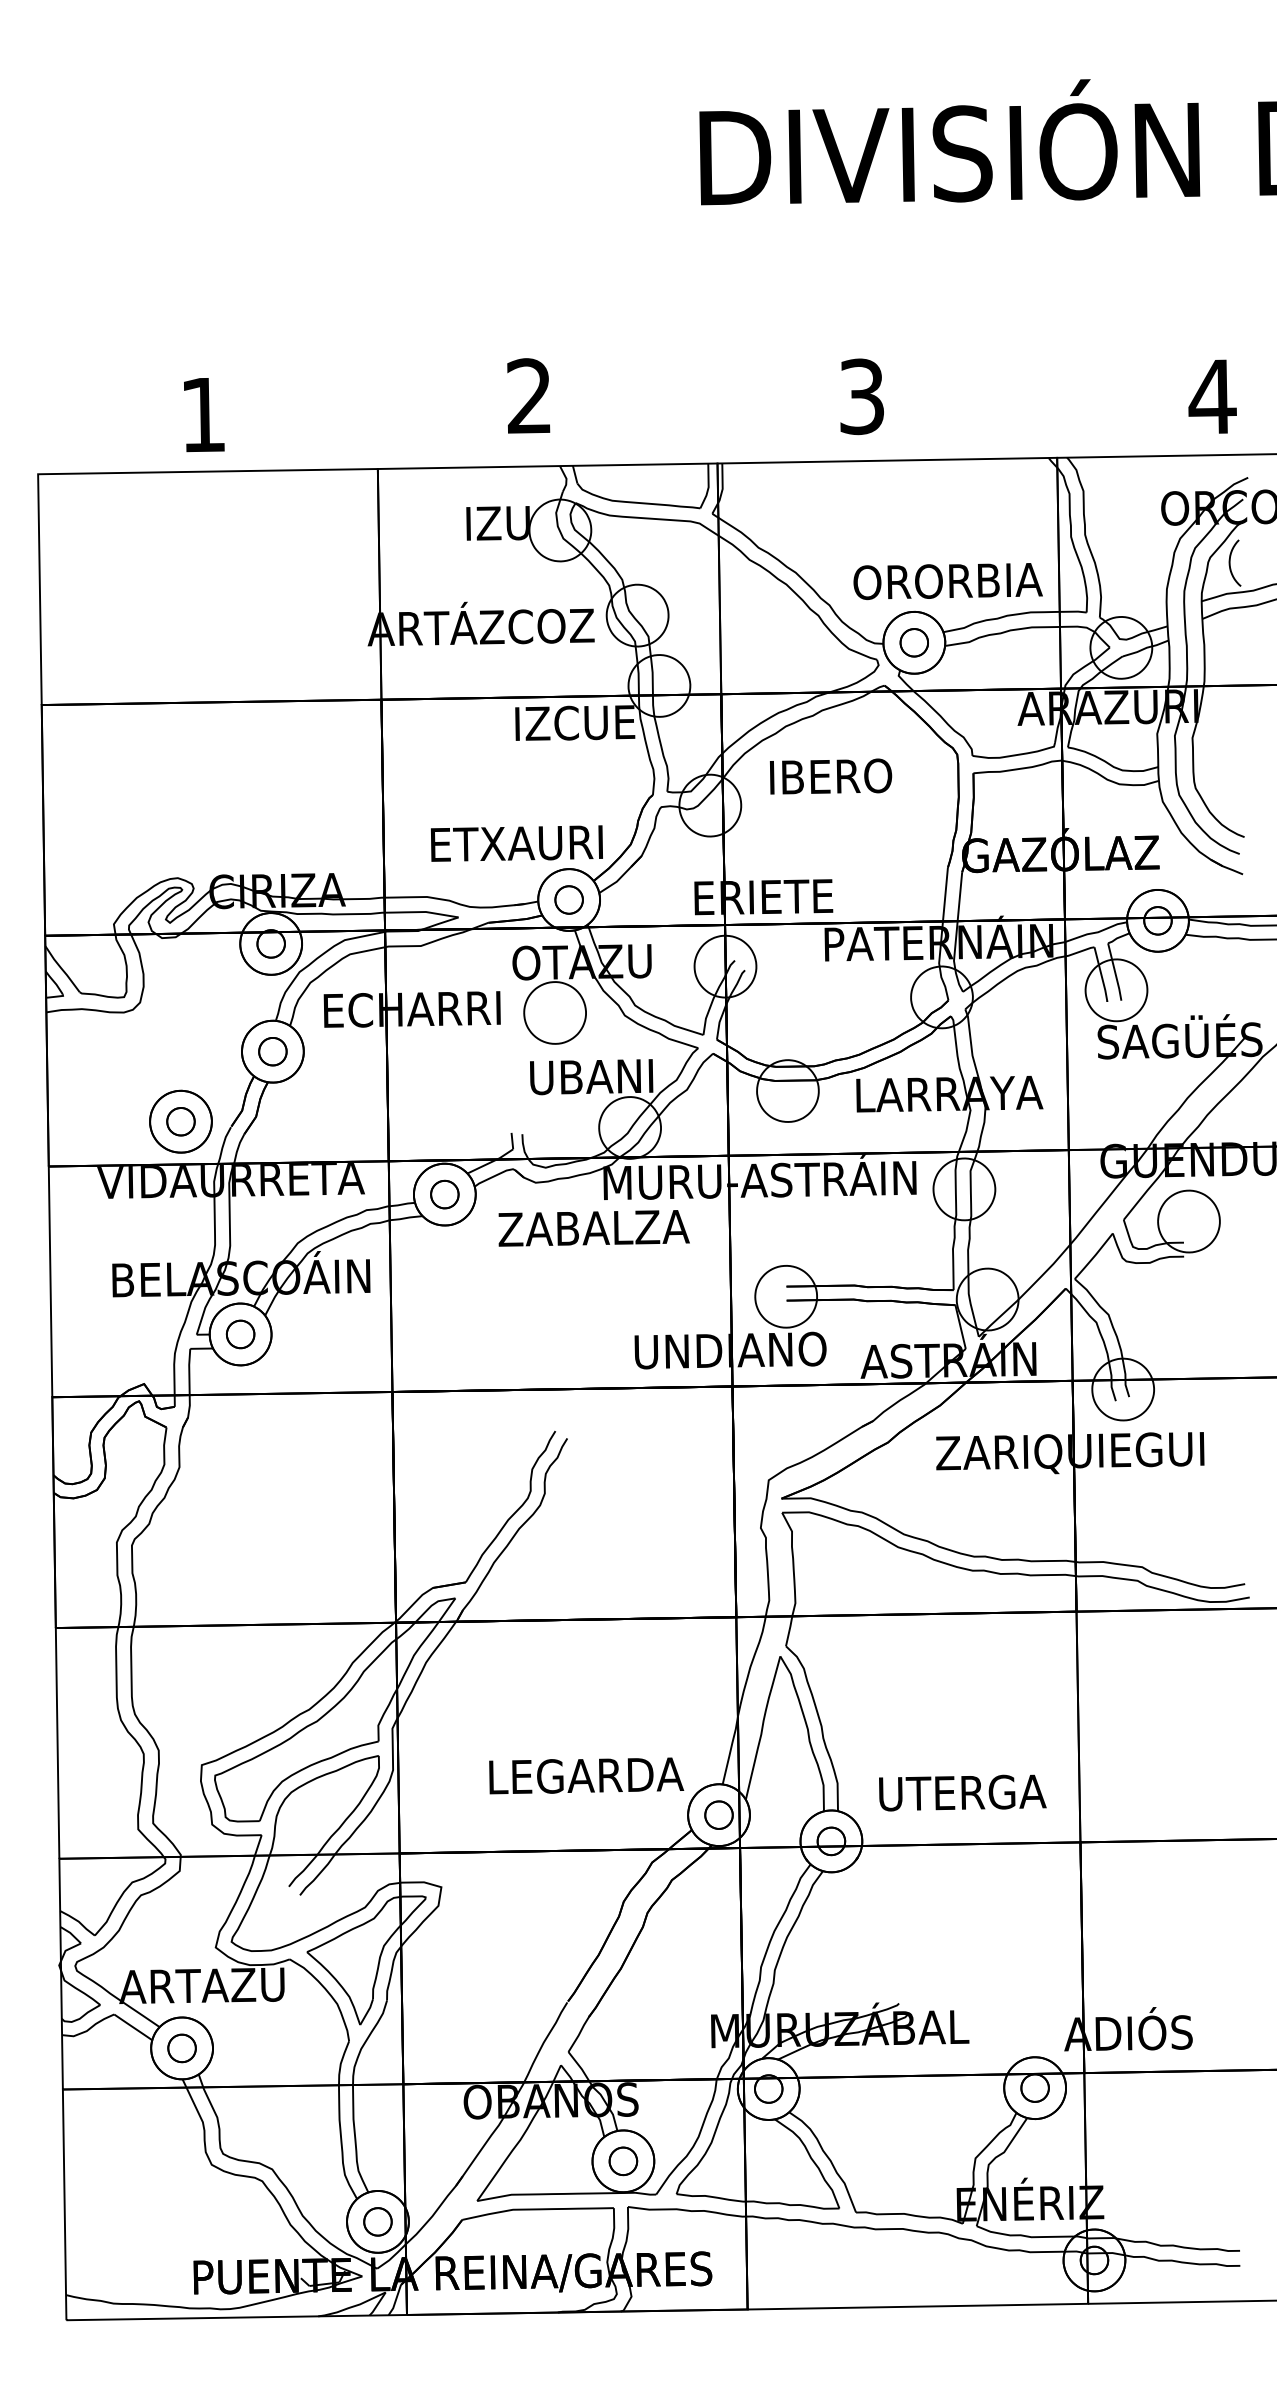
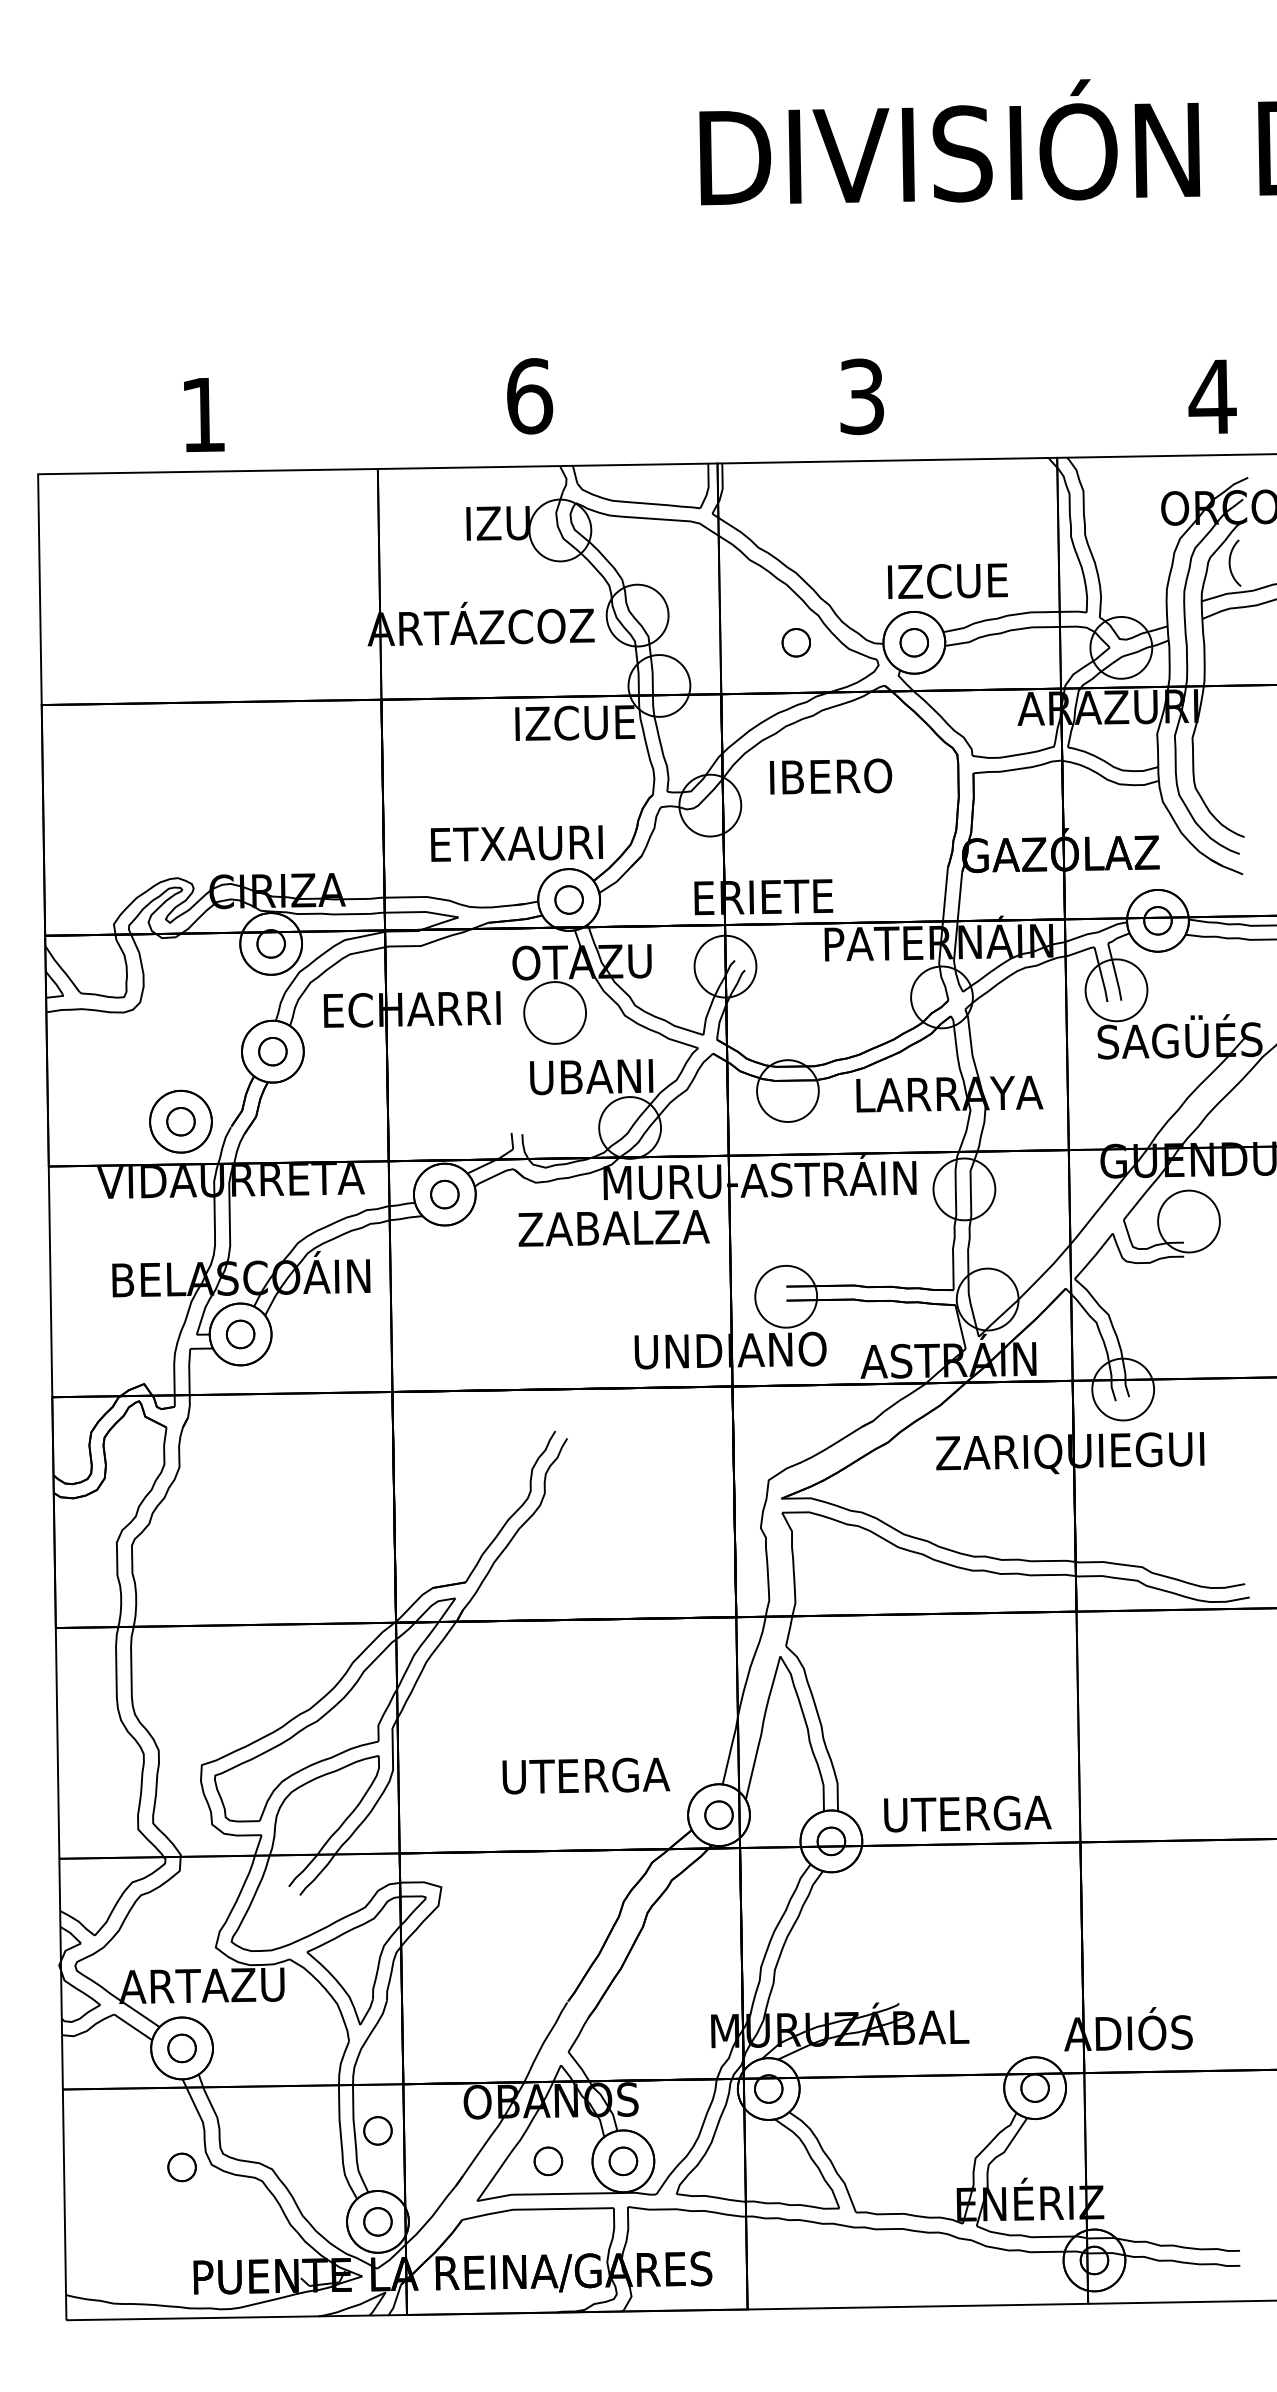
text: 2 -> 6 (530, 396)
text: ORORBIA -> IZCUE (947, 581)
part: none -> present (795, 642)
text position: (593, 1228) -> (613, 1228) (613, 1228)
text: LEGARDA -> UTERGA (586, 1775)
text position: (962, 1792) -> (967, 1813) (967, 1813)
part: none -> present (377, 2130)
part: none -> present (548, 2161)
part: none -> present (181, 2167)
